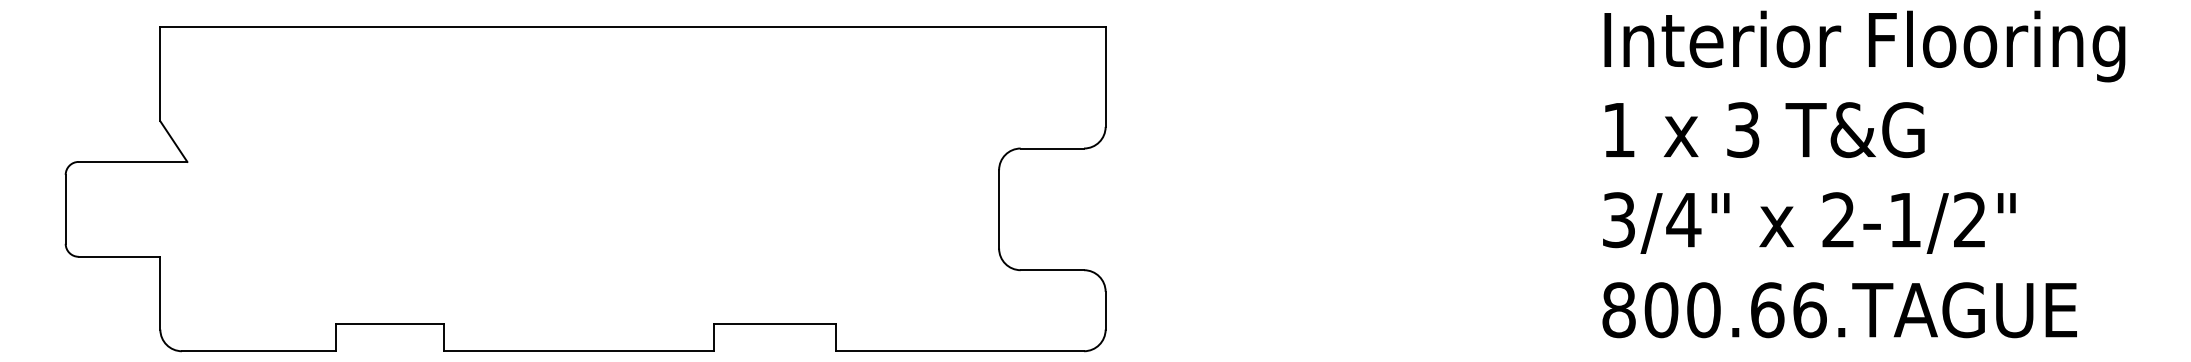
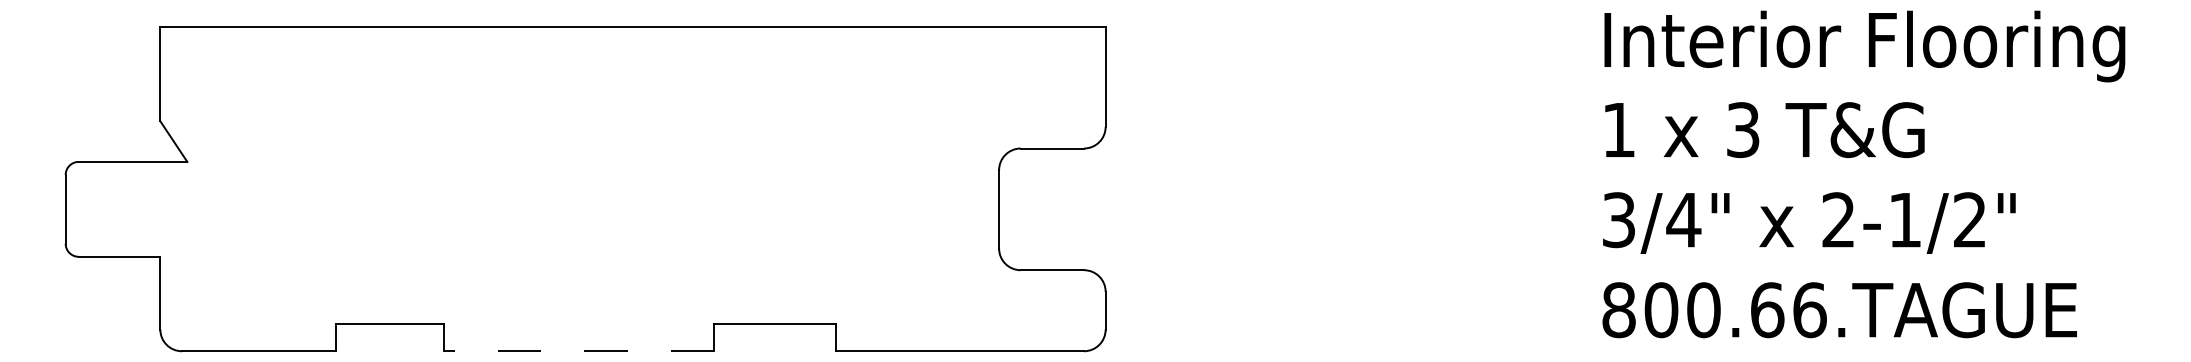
line: solid -> dashed (578, 351)
